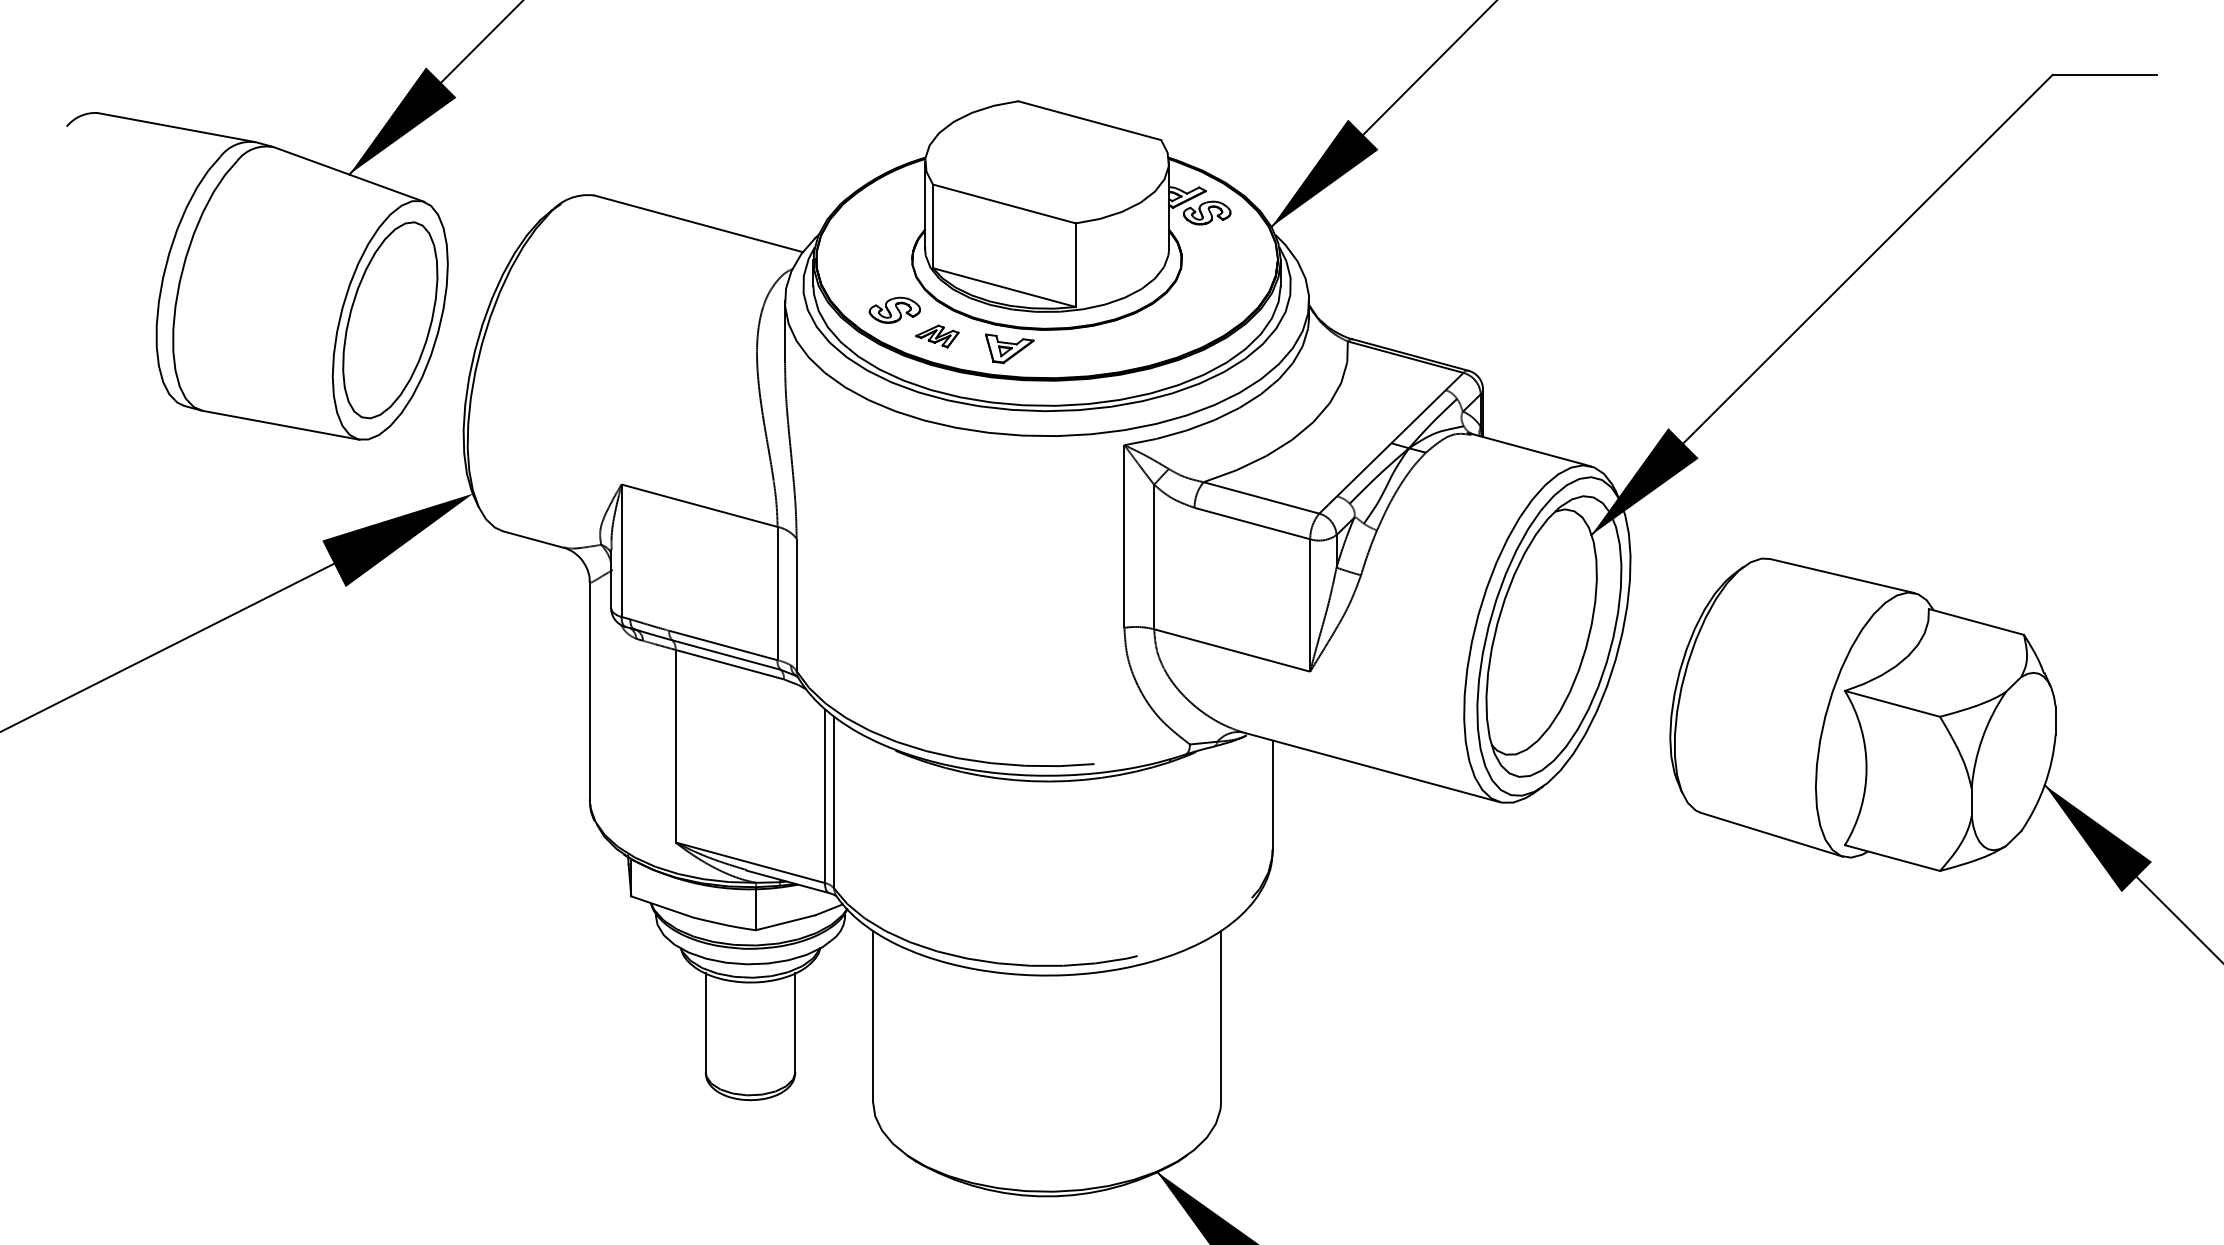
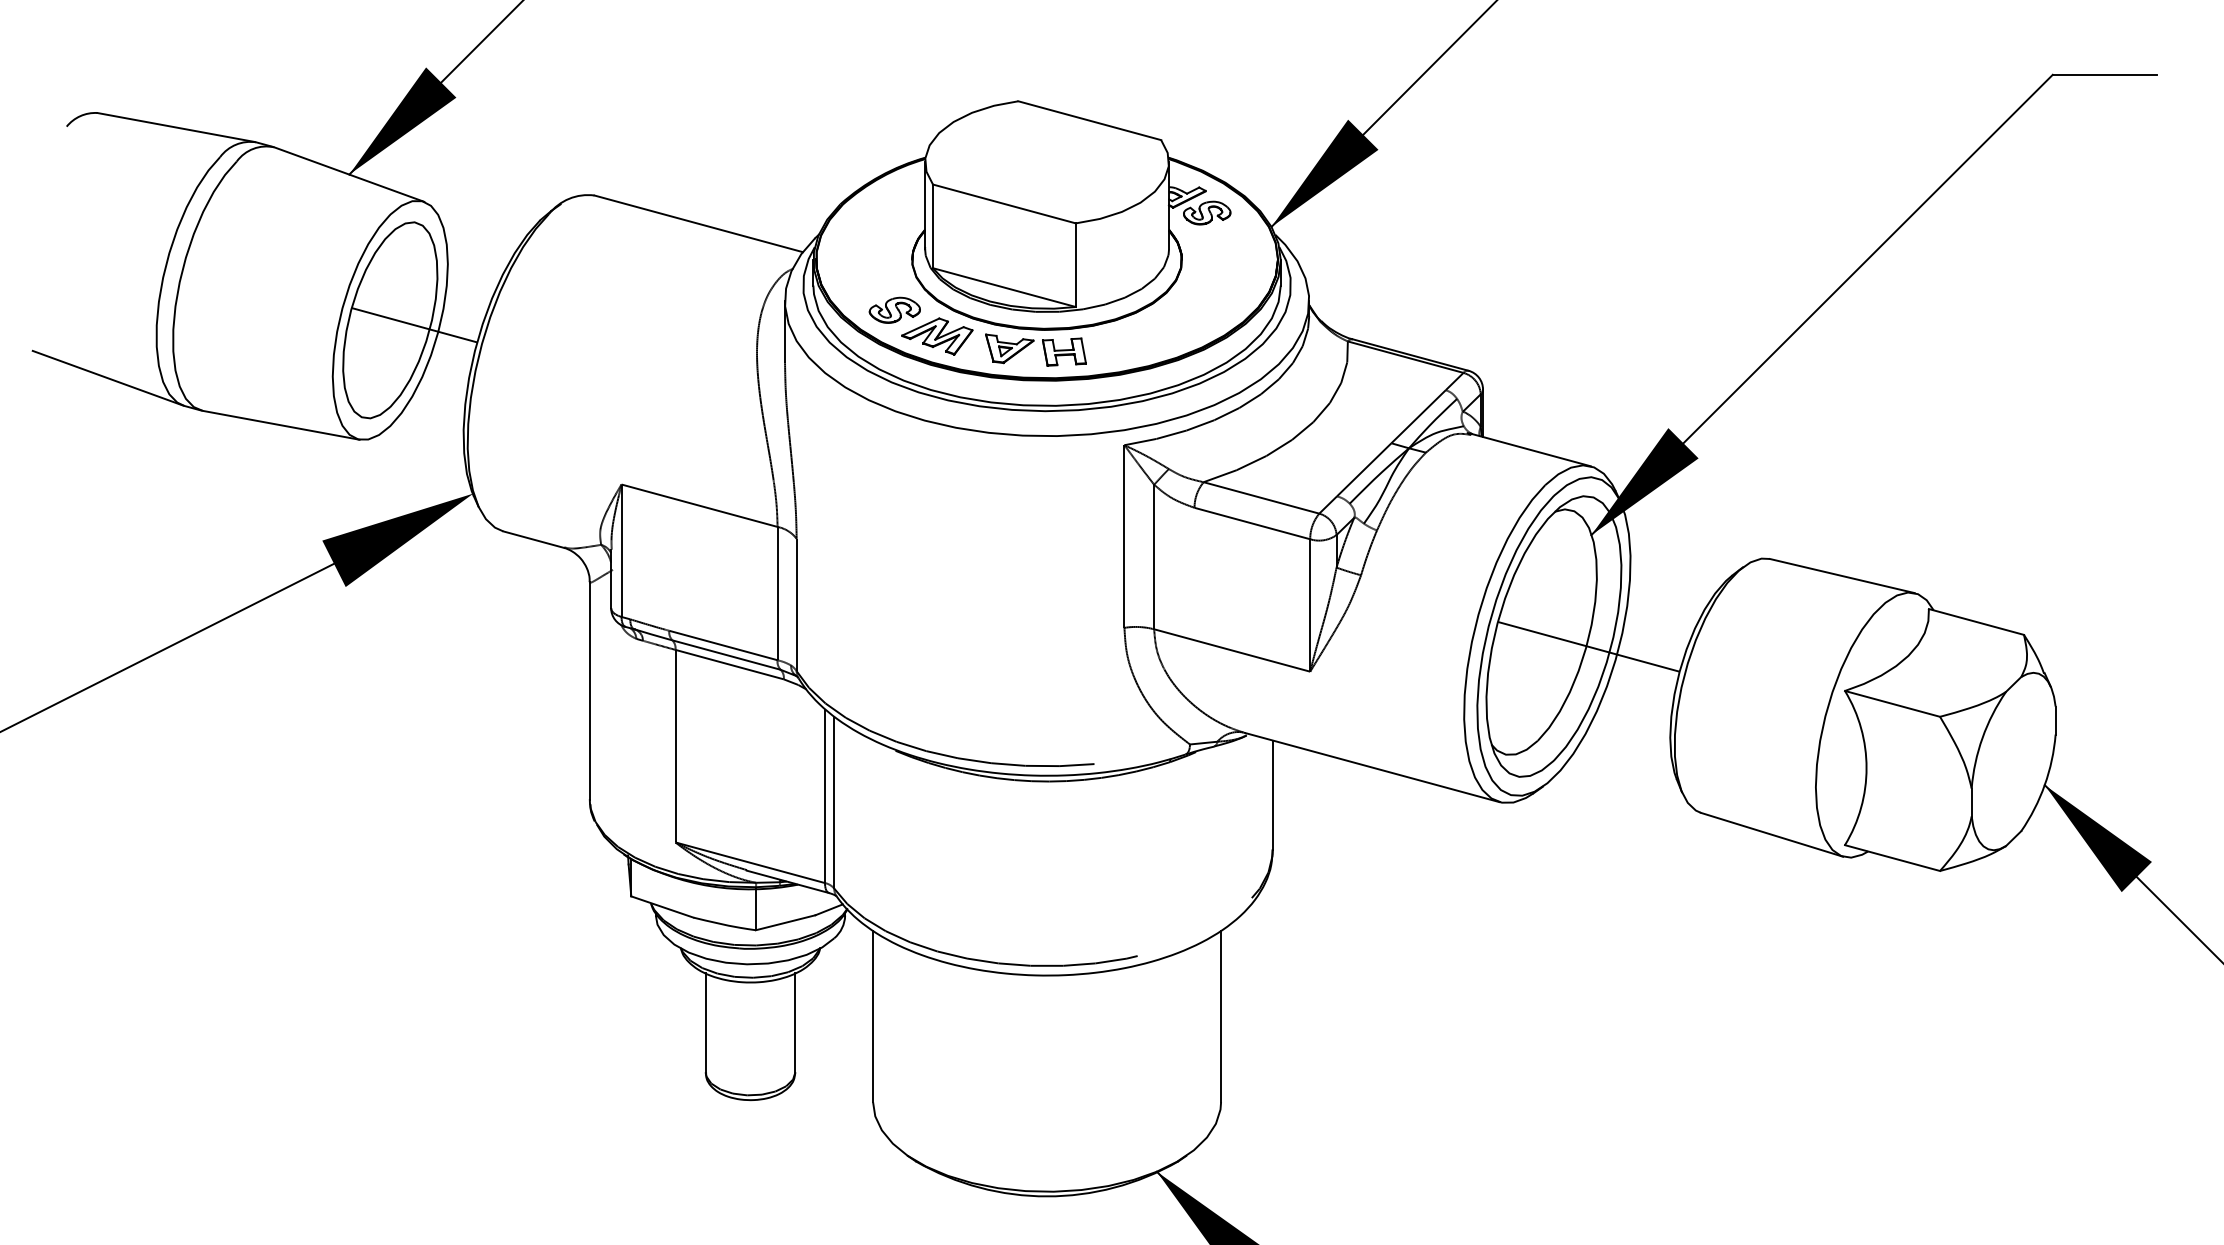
line: none -> present (414, 325)
part size: 45x25 px -> 73x39 px (937, 336)
part: none -> present (1064, 351)
line: none -> present (107, 377)
line: none -> present (1588, 646)
